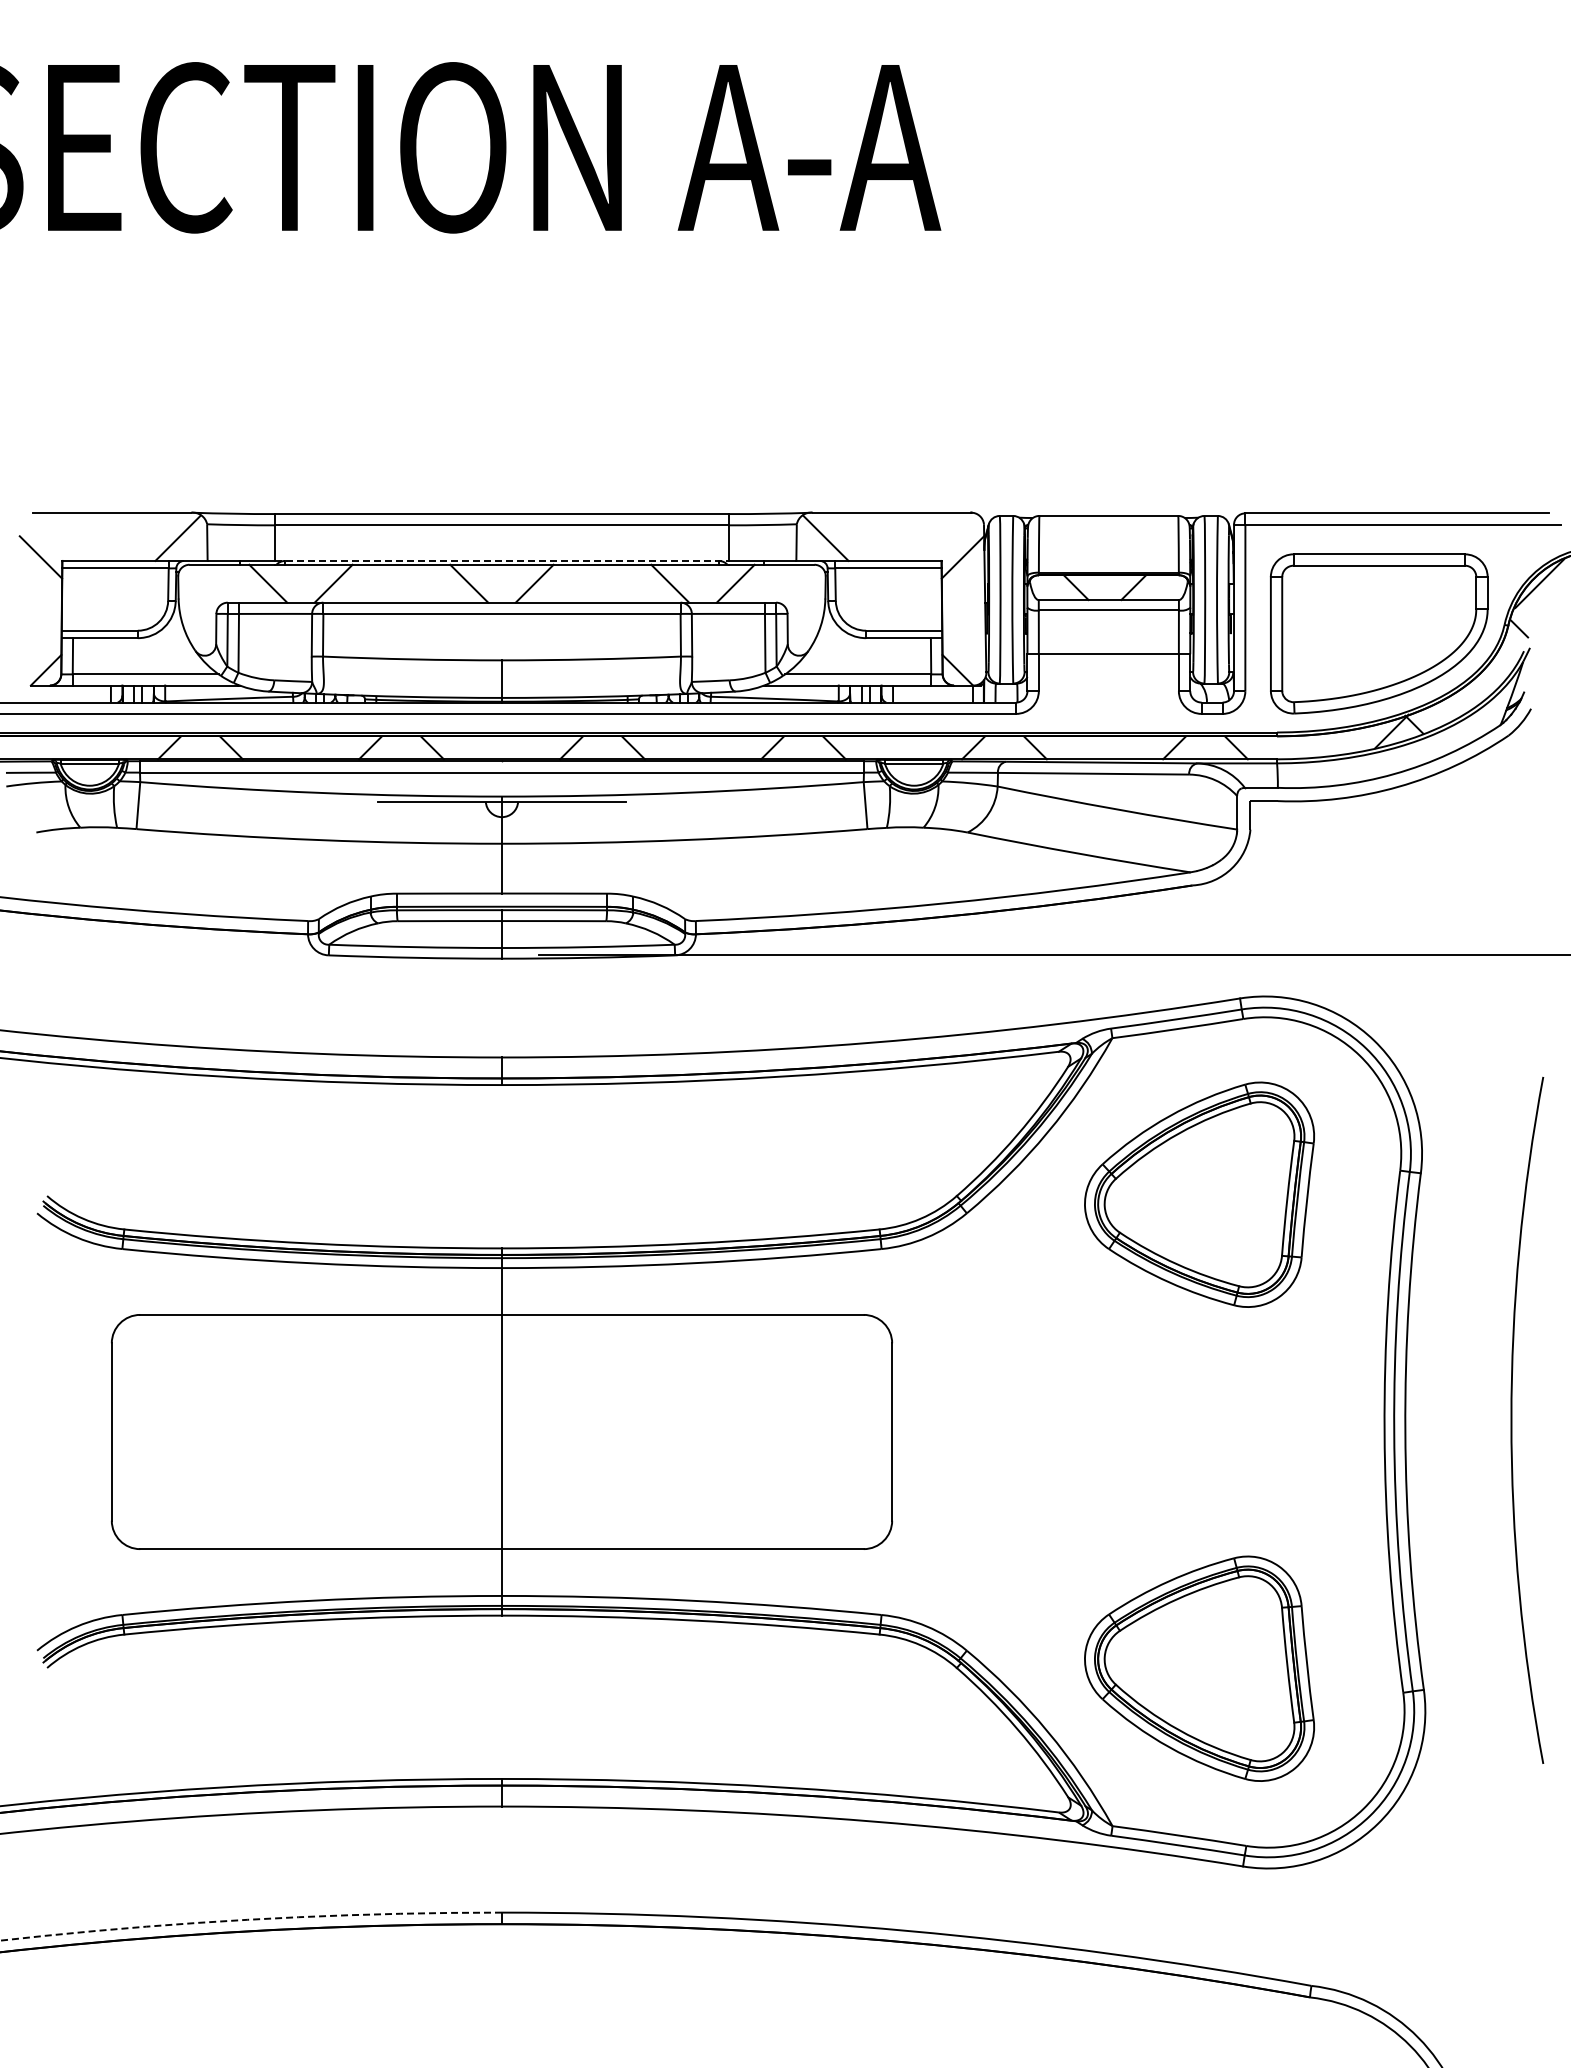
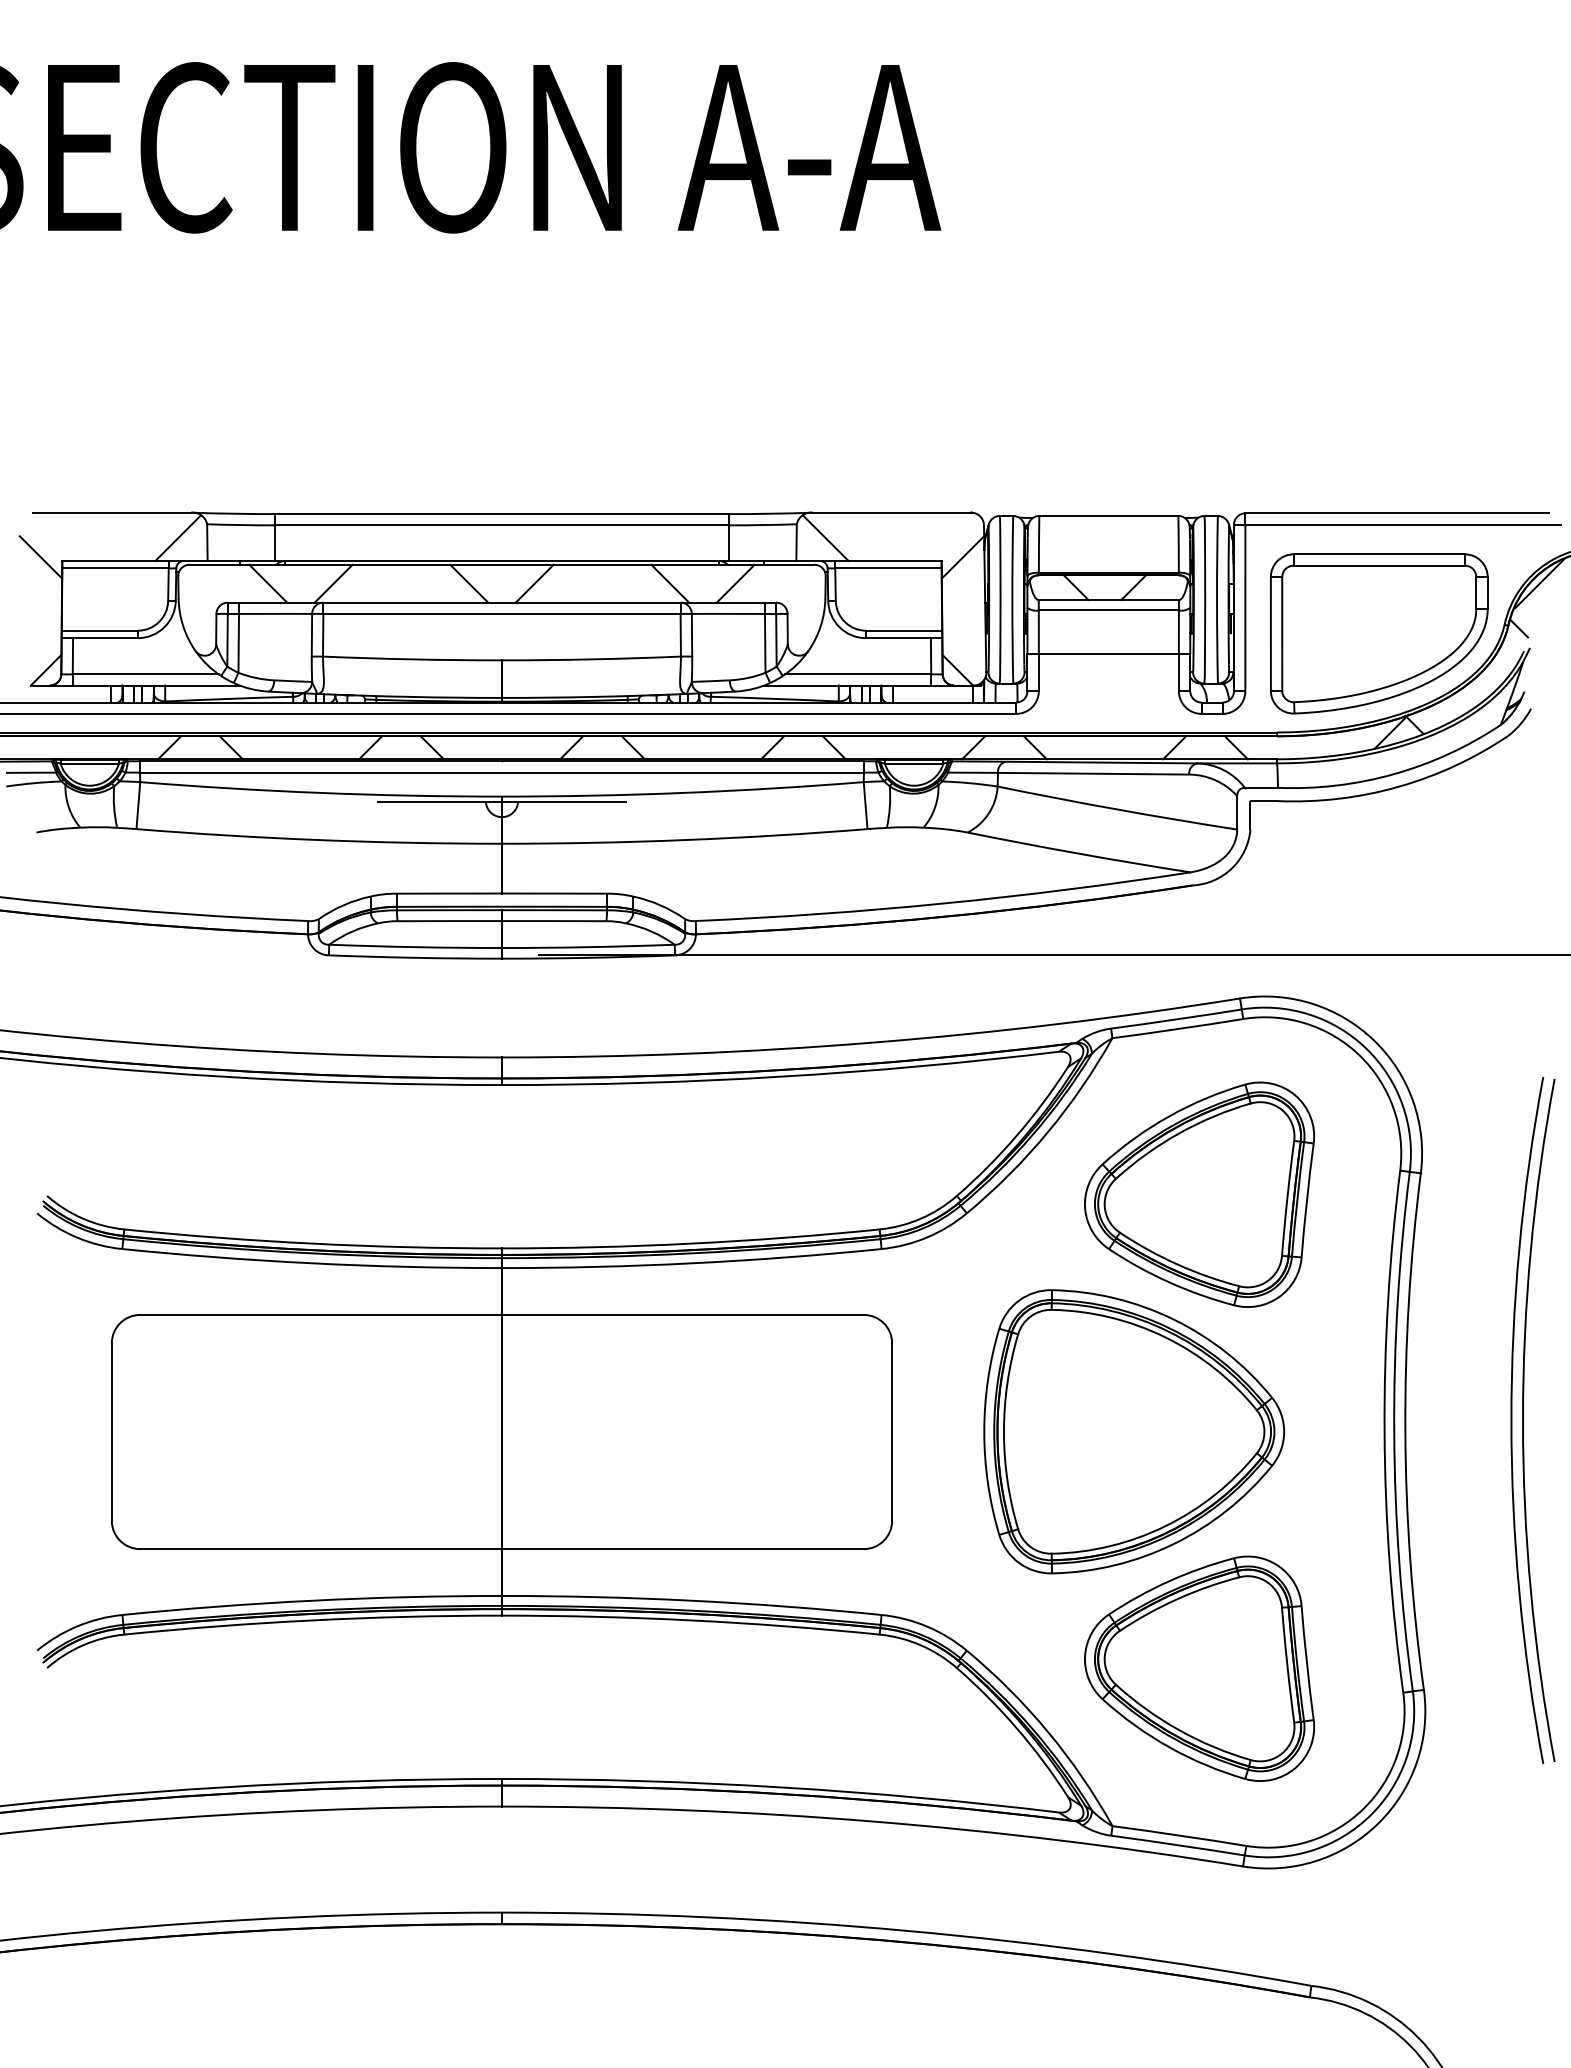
line: dashed -> solid (502, 560)
arc: none -> present (1523, 1419)
part: none -> present (1133, 1431)
arc: dashed -> solid (249, 1919)
